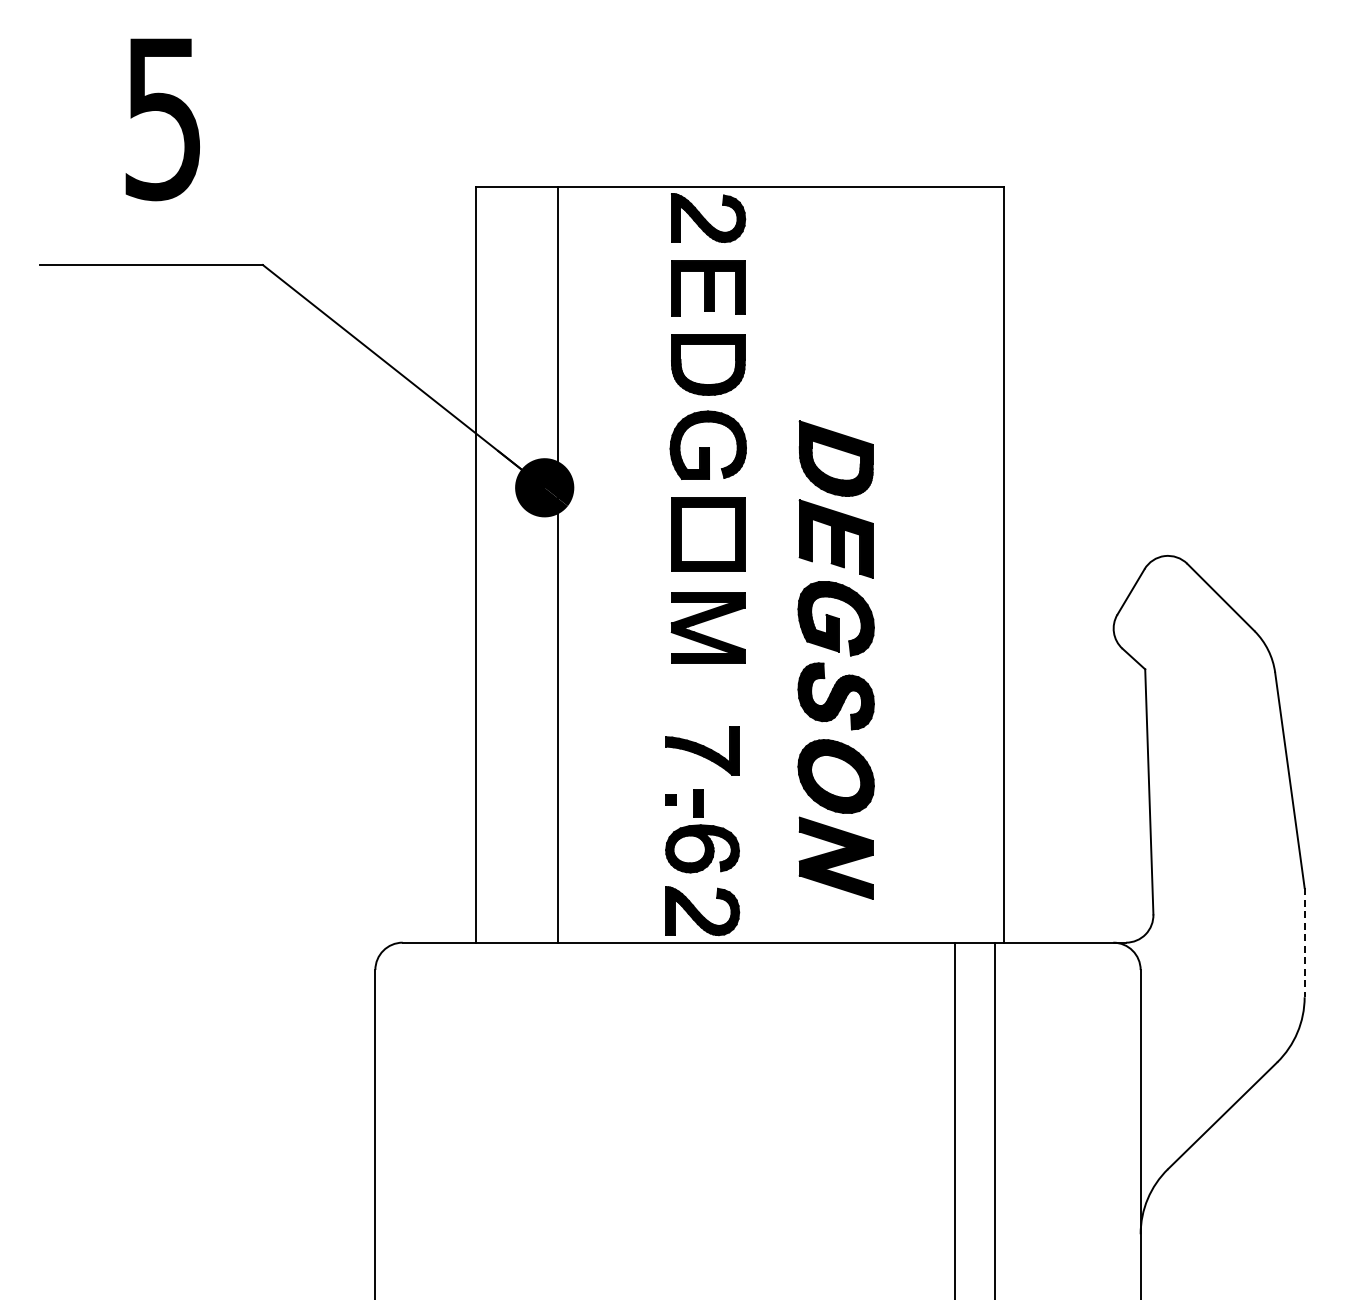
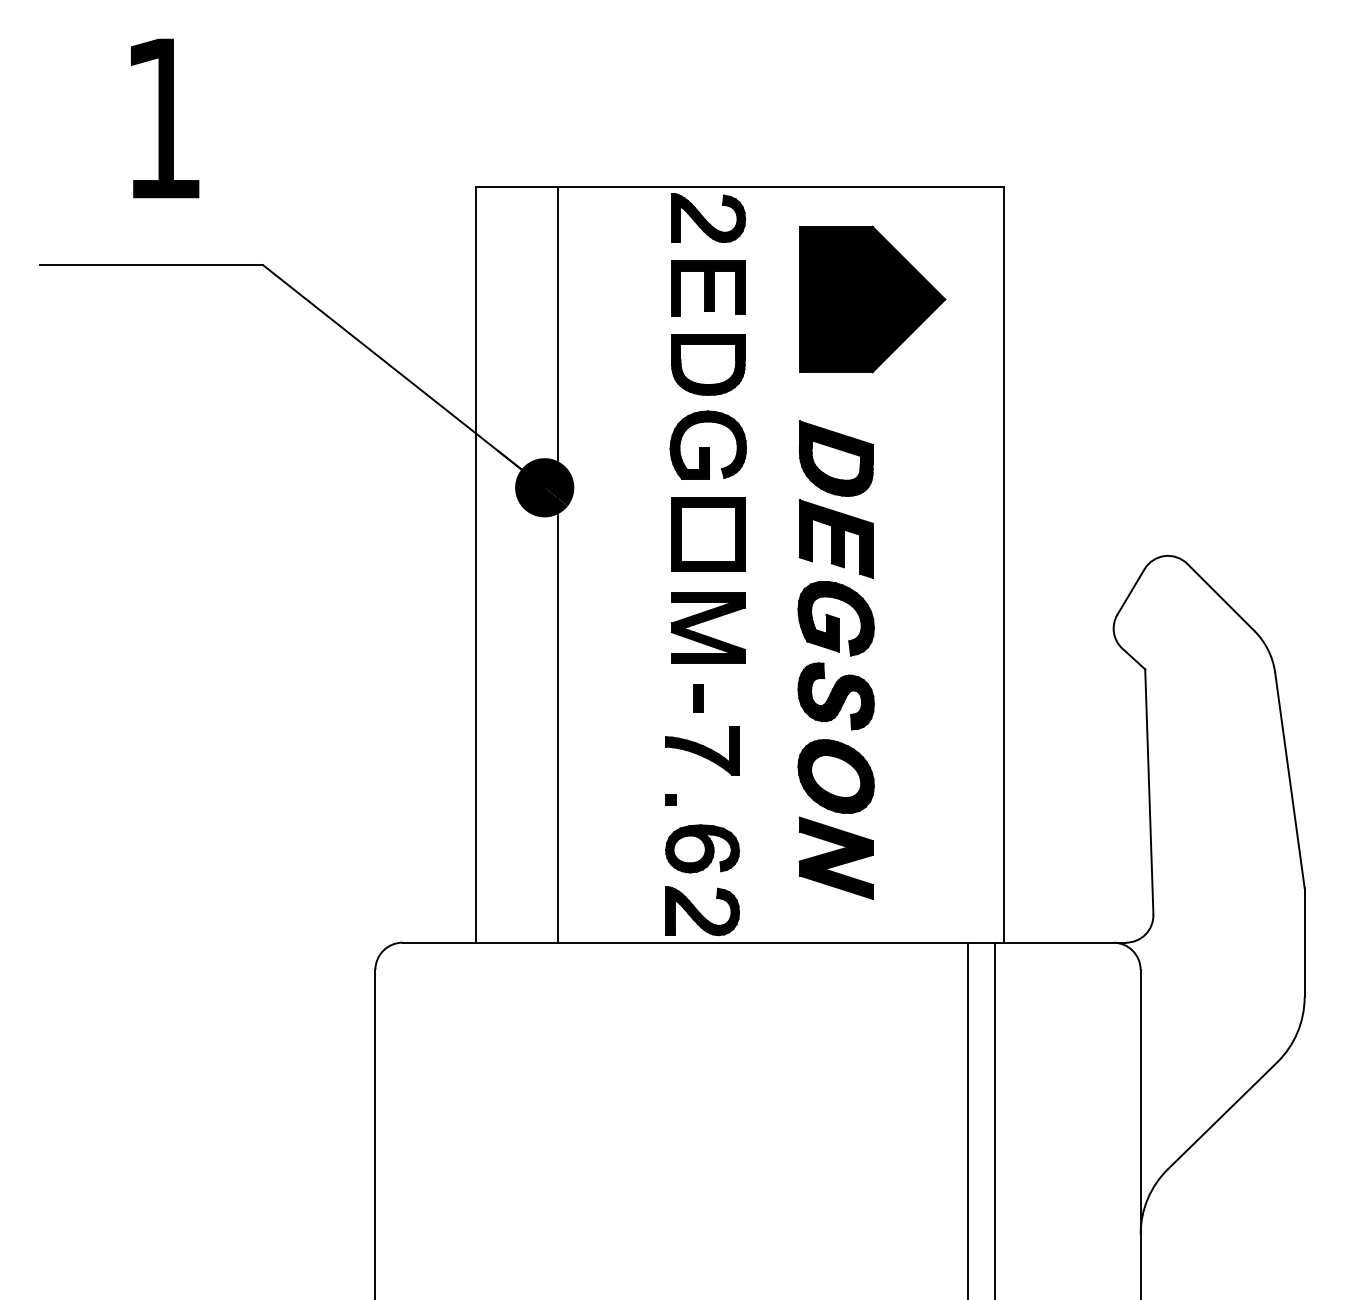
text: 5 -> 1 (162, 119)
part: none -> present (872, 299)
part position: (698, 803) -> (698, 698) (698, 698)
line: dashed -> solid (1304, 942)
line position: (954, 1119) -> (967, 1119) (967, 1119)
